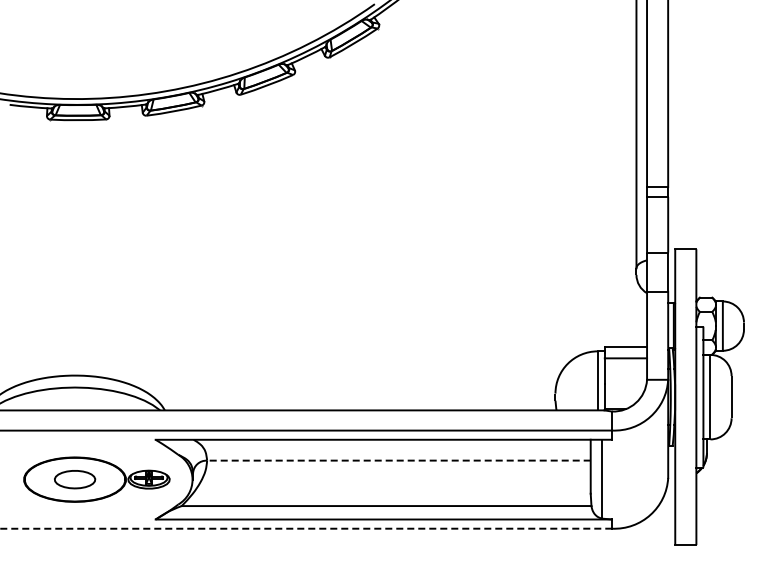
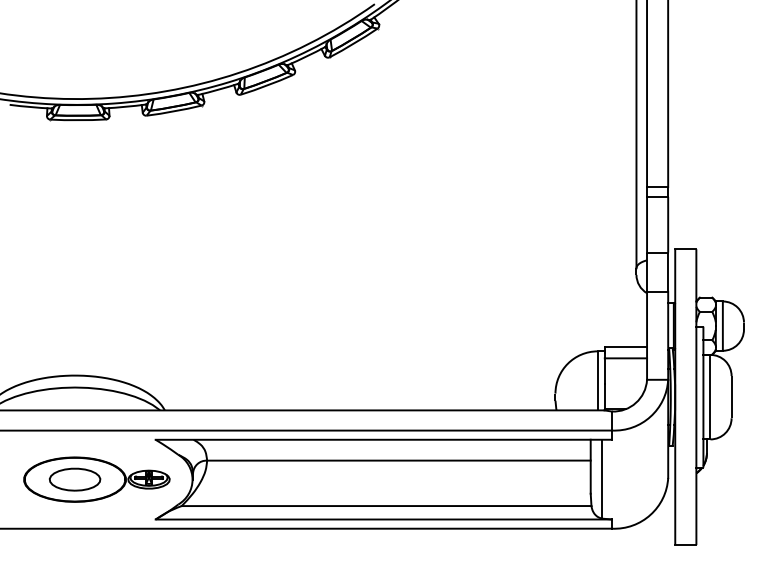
line: dashed -> solid (398, 460)
part size: 43x20 px -> 54x25 px (74, 479)
line: dashed -> solid (305, 528)
